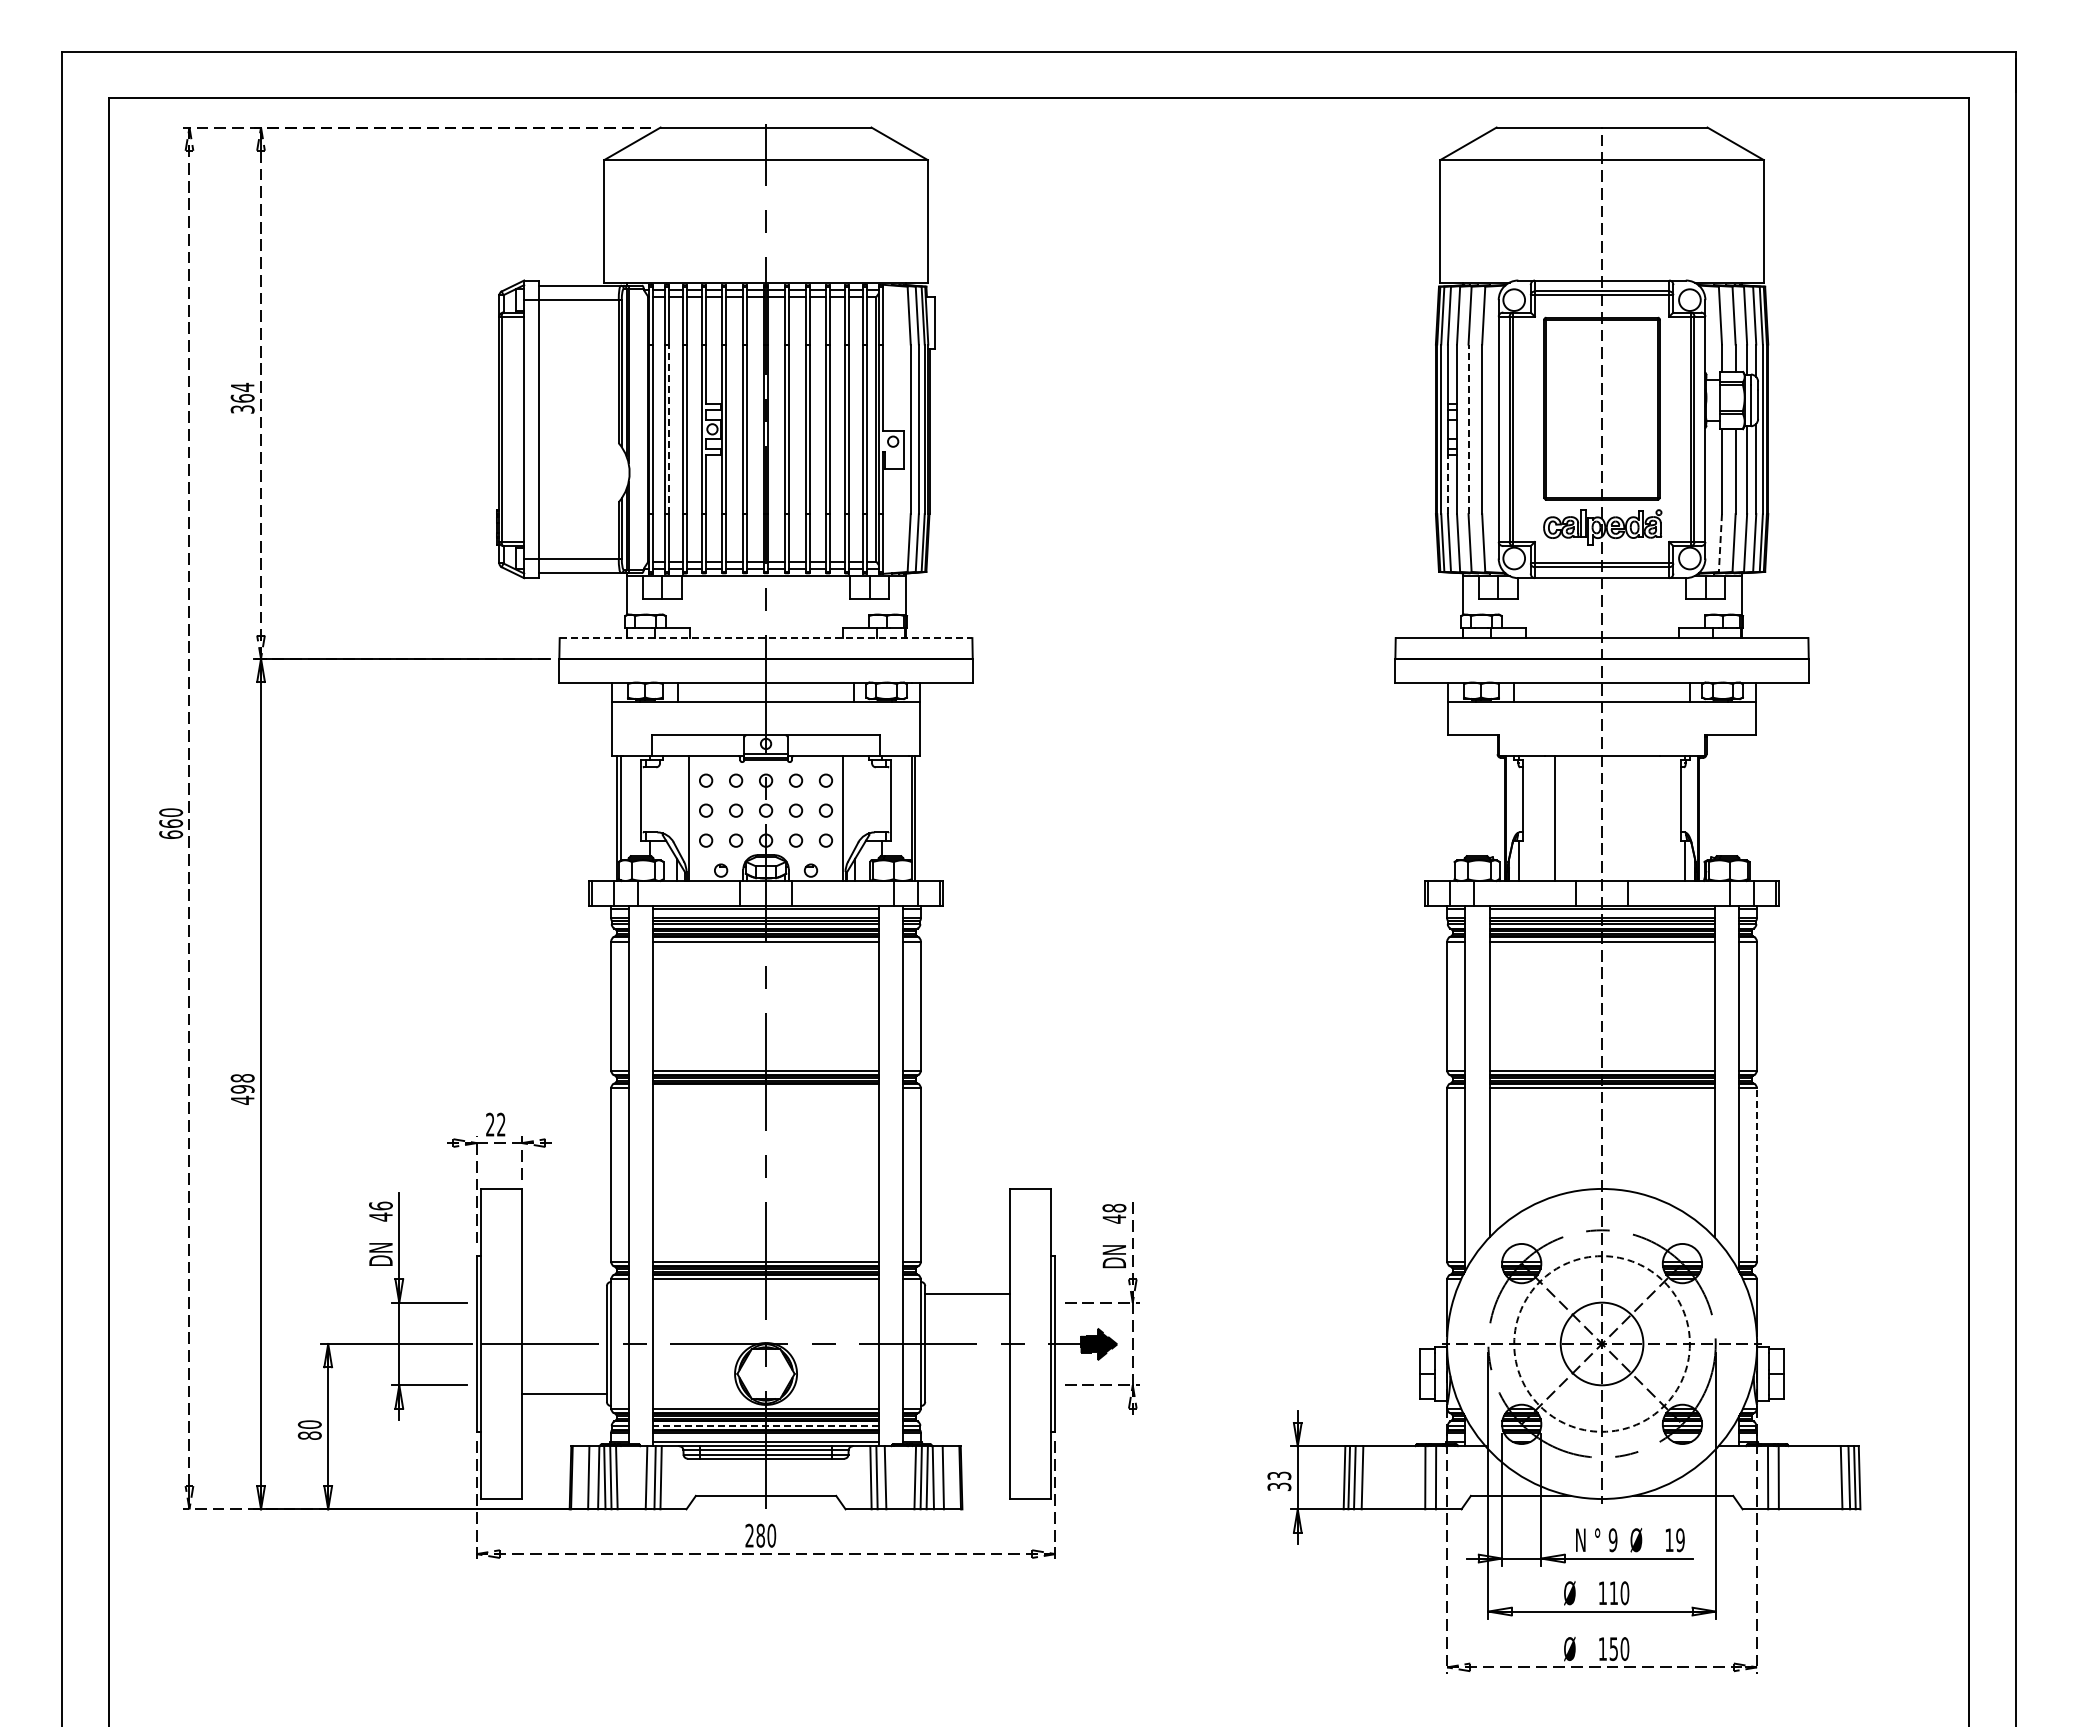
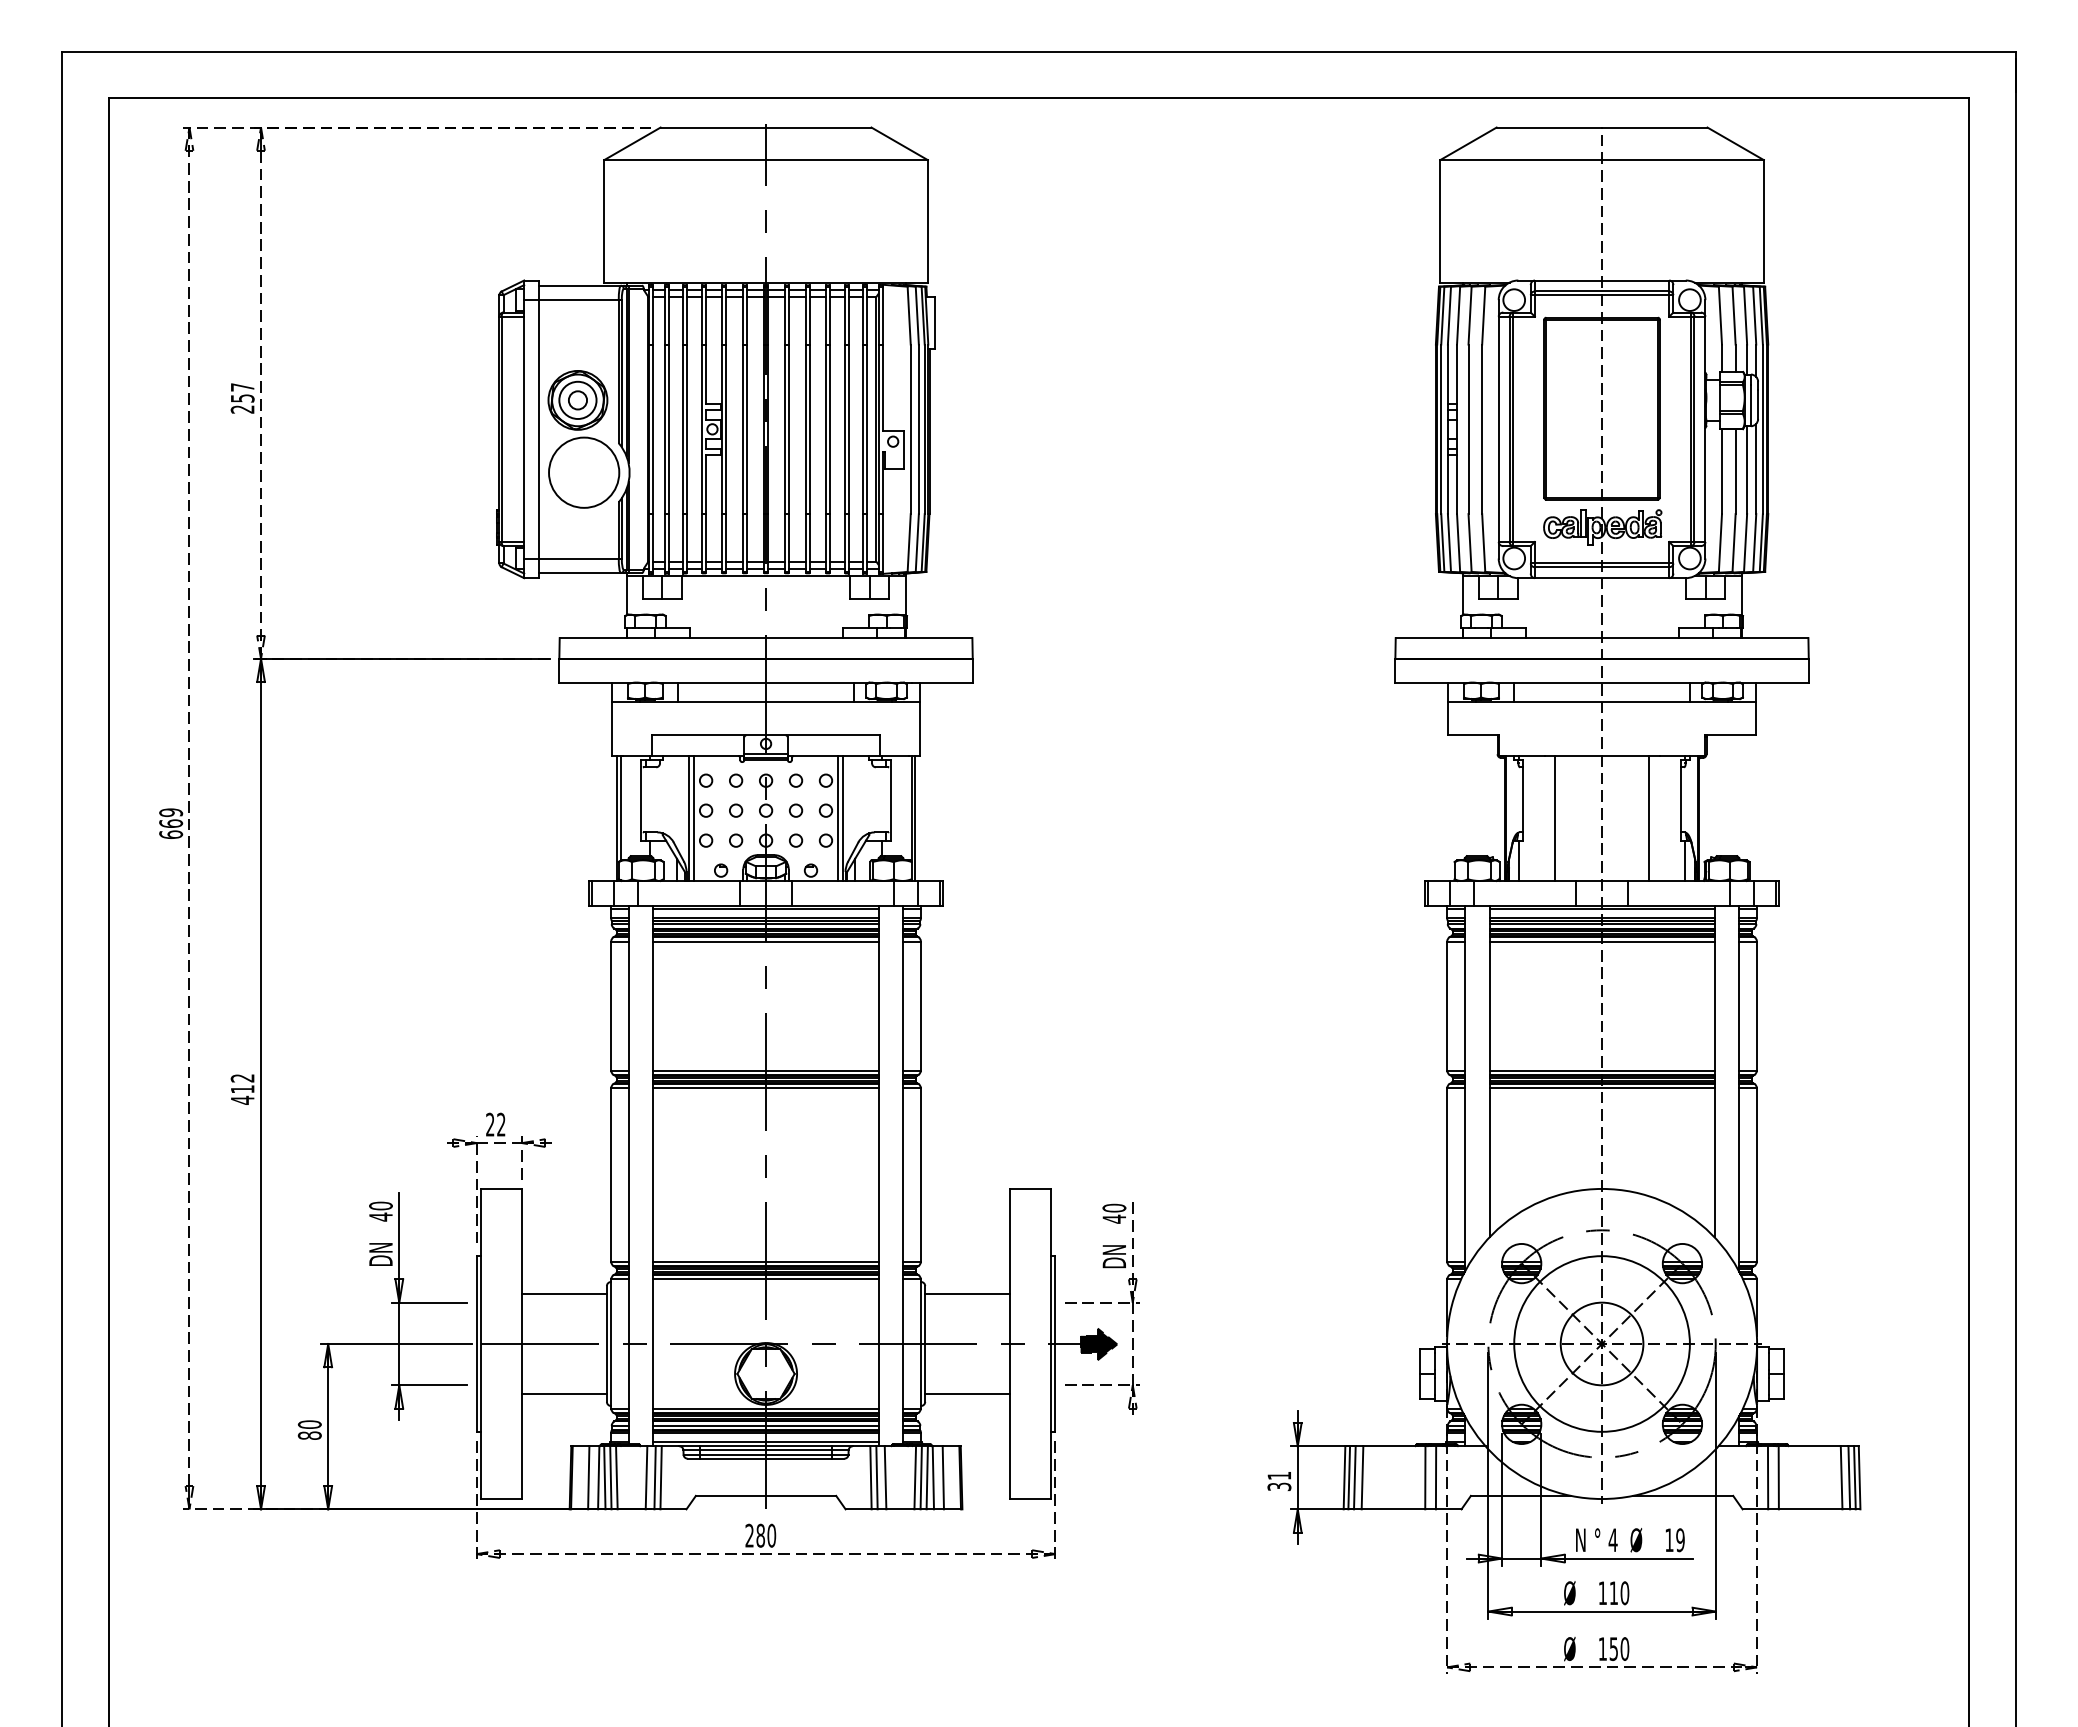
text: 364 -> 257 (242, 397)
line: dashed -> solid (669, 429)
line: dashed -> solid (1468, 429)
part: none -> present (583, 439)
line: dashed -> solid (1447, 484)
line: dashed -> solid (1720, 543)
line: dashed -> solid (766, 638)
text: 660 -> 669 (171, 812)
line: none -> present (693, 817)
line: none -> present (838, 817)
line: none -> present (1649, 817)
text: 498 -> 412 (242, 1083)
line: none -> present (765, 1088)
line: dashed -> solid (1756, 1175)
text: 46 -> 40 (380, 1205)
text: 48 -> 40 (1114, 1207)
line: none -> present (564, 1294)
circle: dashed -> solid (1601, 1343)
line: none -> present (967, 1393)
line: dashed -> solid (766, 1425)
text: 33 -> 31 (1279, 1475)
text: 9 -> 4 (1612, 1540)
